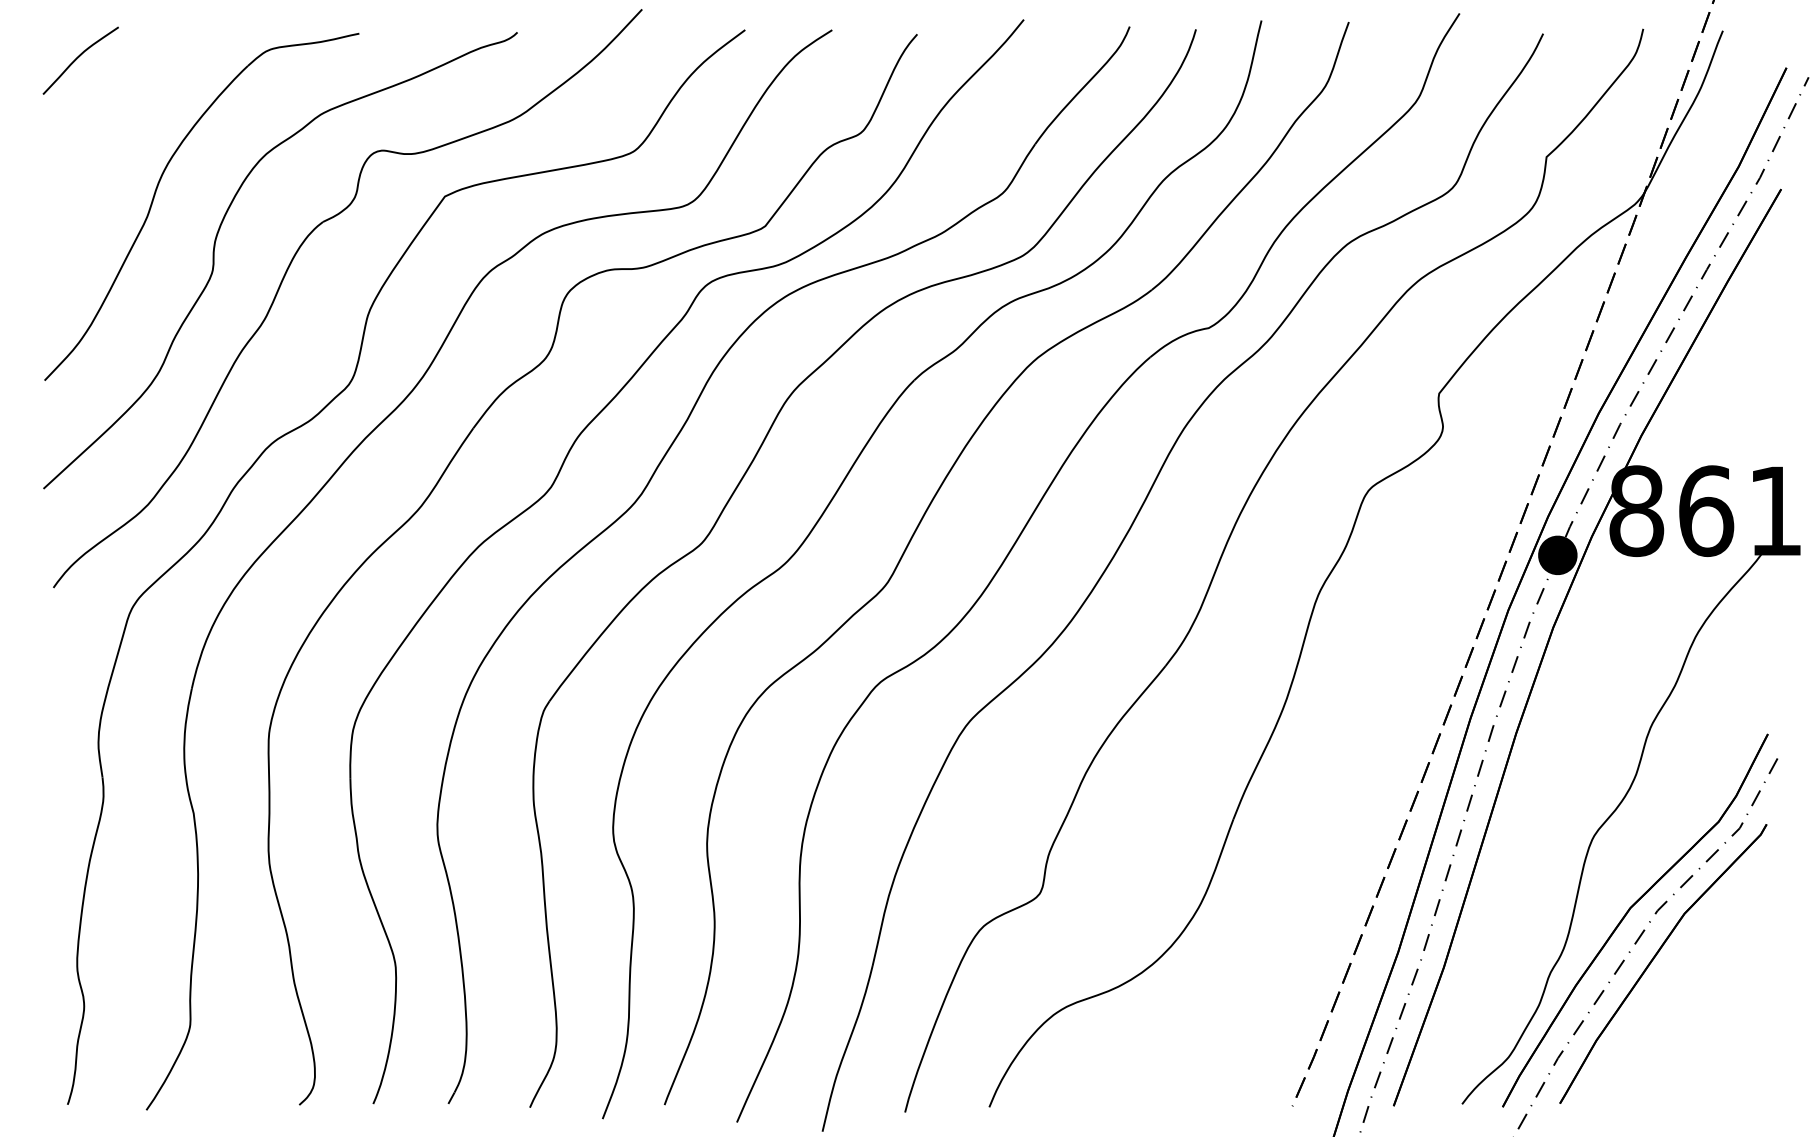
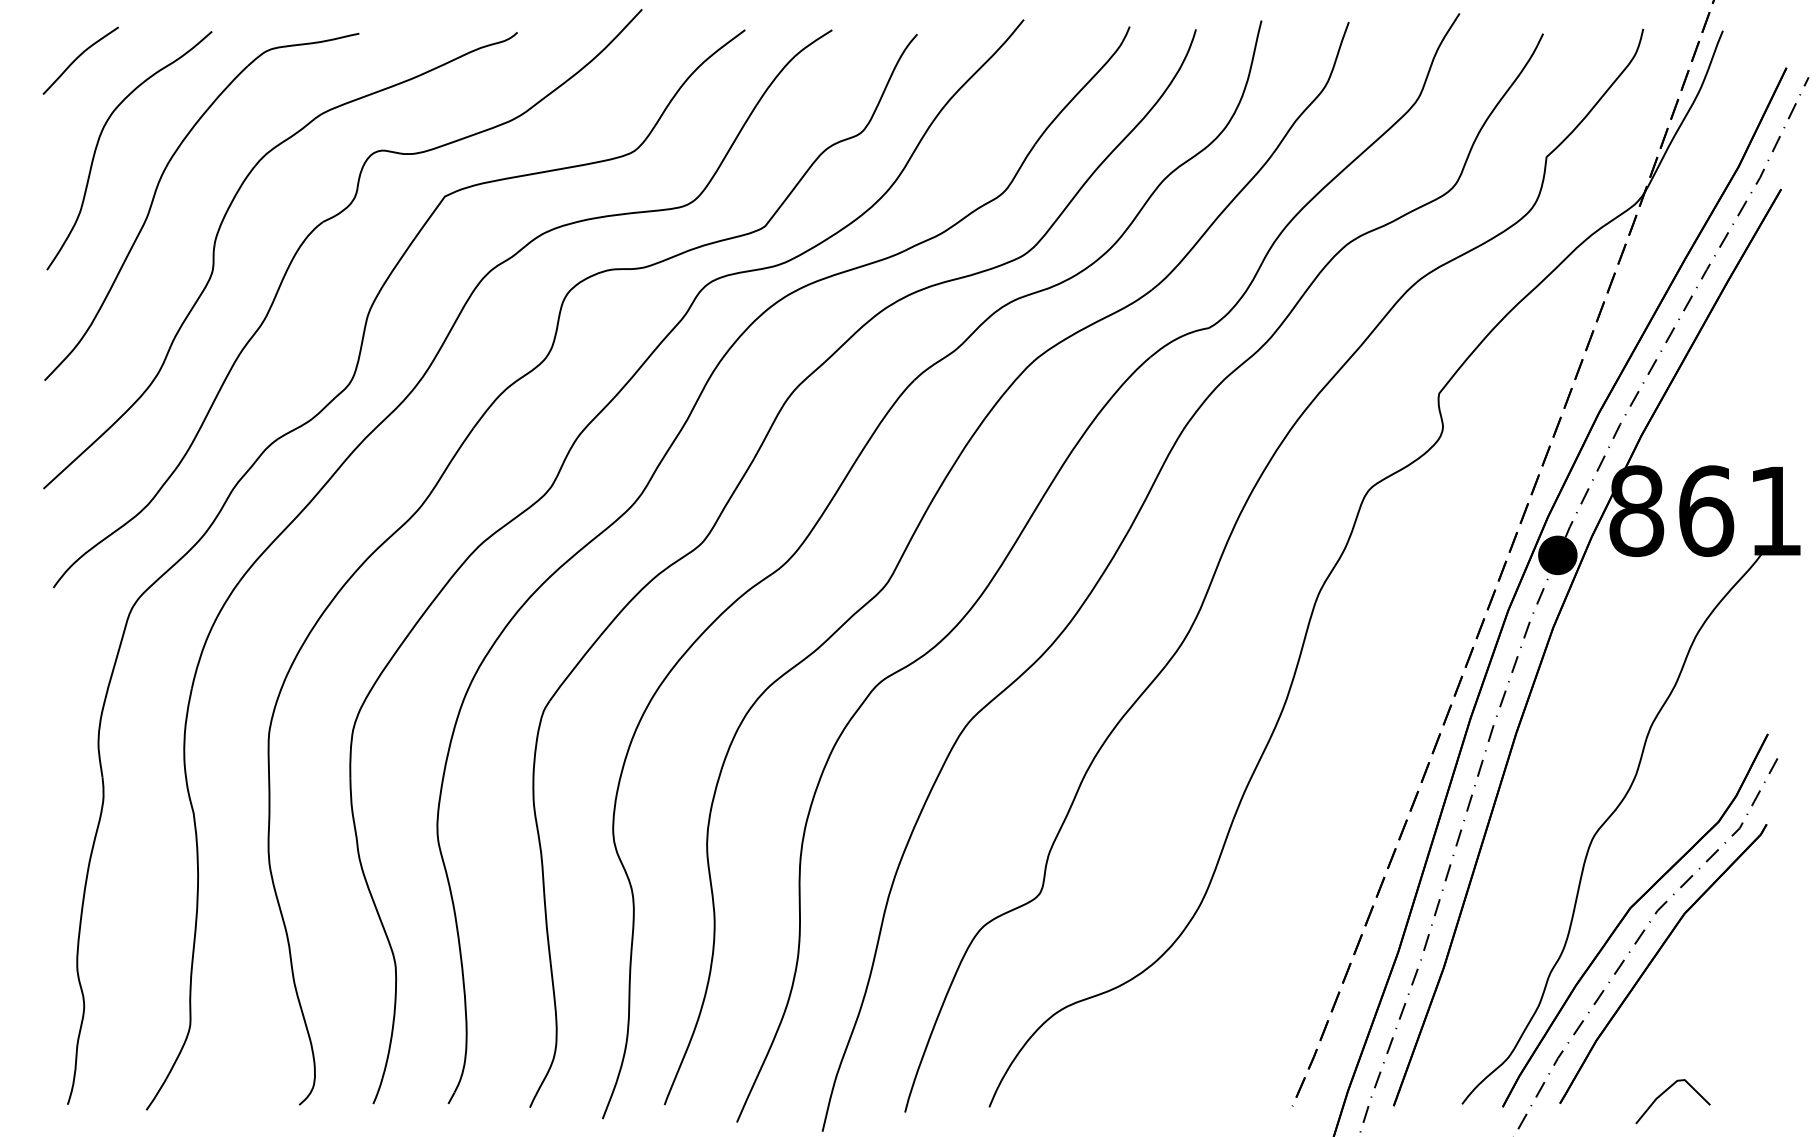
curve: none -> present (99, 141)
line: none -> present (1664, 1093)
